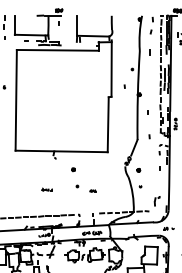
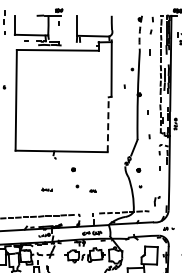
part position: (4, 27) -> (4, 22) (4, 22)
arc: solid -> dashed (139, 33)
line: solid -> dashed (108, 124)
